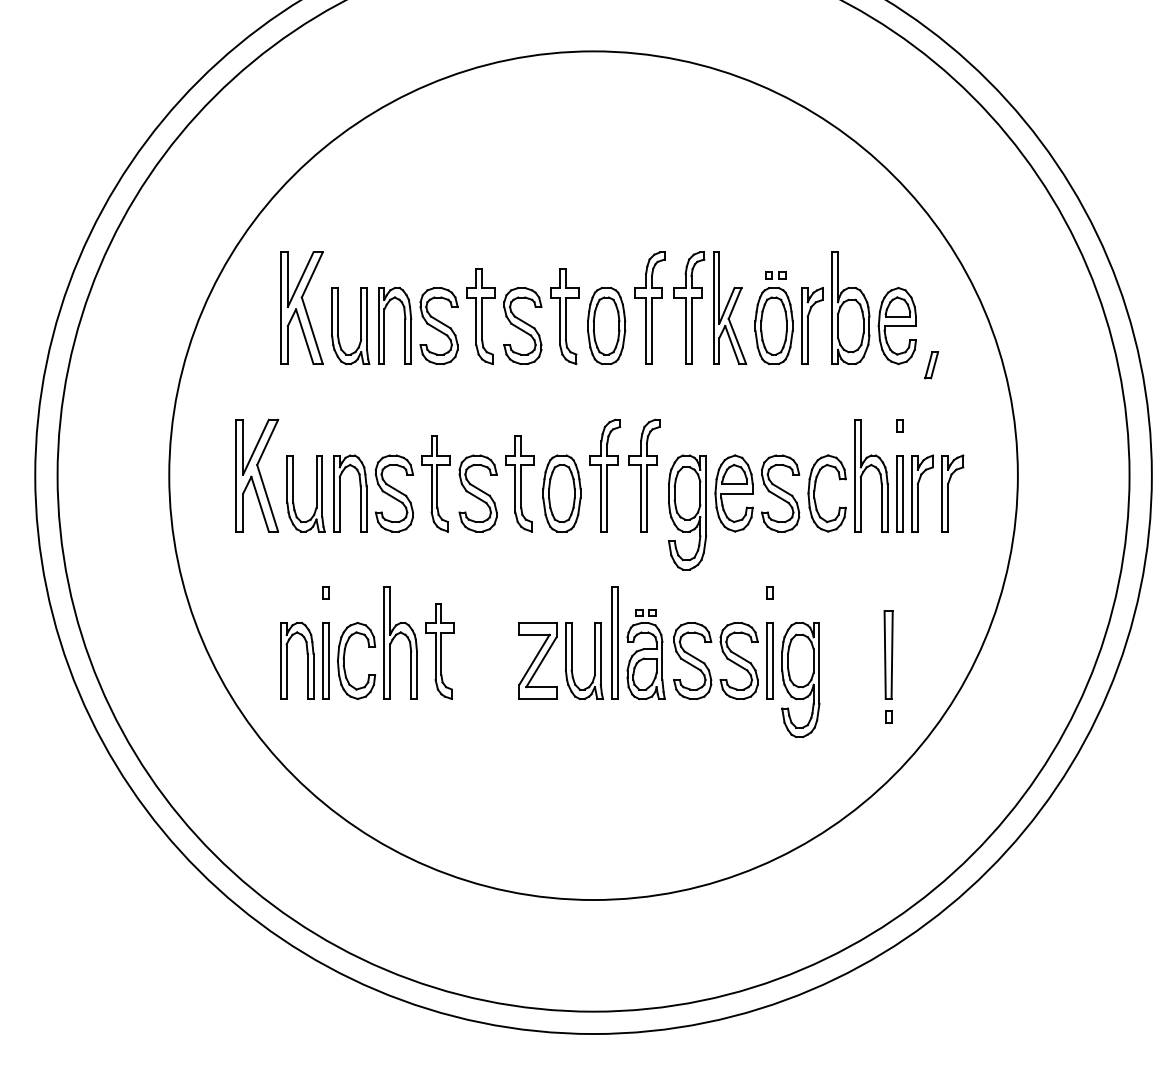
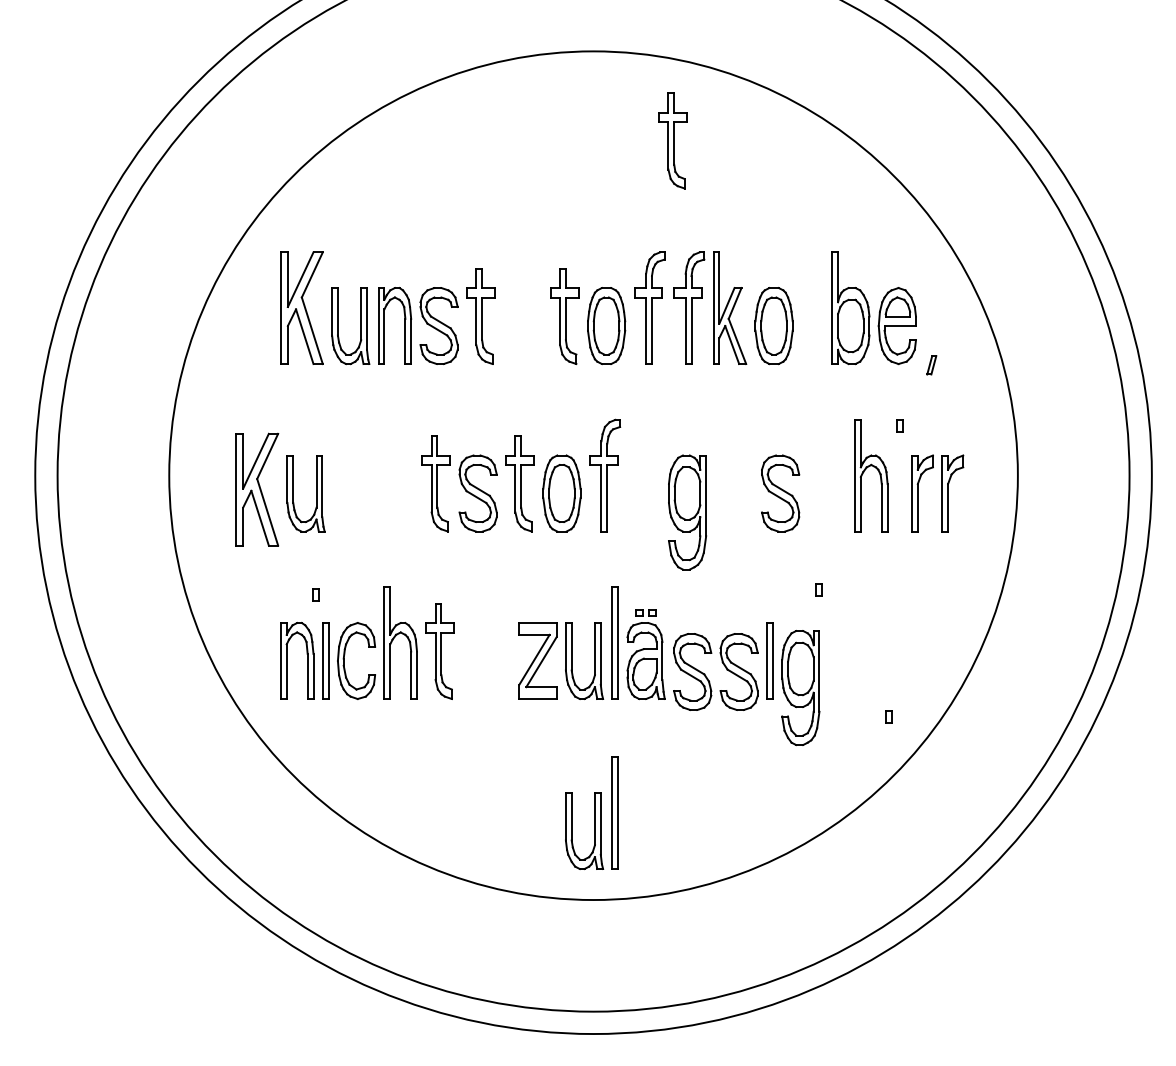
part: none -> present (672, 140)
part: present -> none (775, 275)
part: present -> none (522, 325)
part: present -> none (812, 325)
part size: 16x29 px -> 12x21 px (931, 365)
part position: (257, 475) -> (257, 489) (257, 489)
part: present -> none (644, 475)
part: present -> none (815, 491)
part: present -> none (373, 493)
part: present -> none (733, 493)
part: present -> none (899, 493)
part position: (325, 592) -> (315, 594) (315, 594)
part position: (769, 592) -> (818, 589) (818, 589)
part: present -> none (888, 654)
part position: (706, 664) -> (706, 675) (706, 675)
part position: (800, 680) -> (800, 688) (800, 688)
part: none -> present (591, 812)
